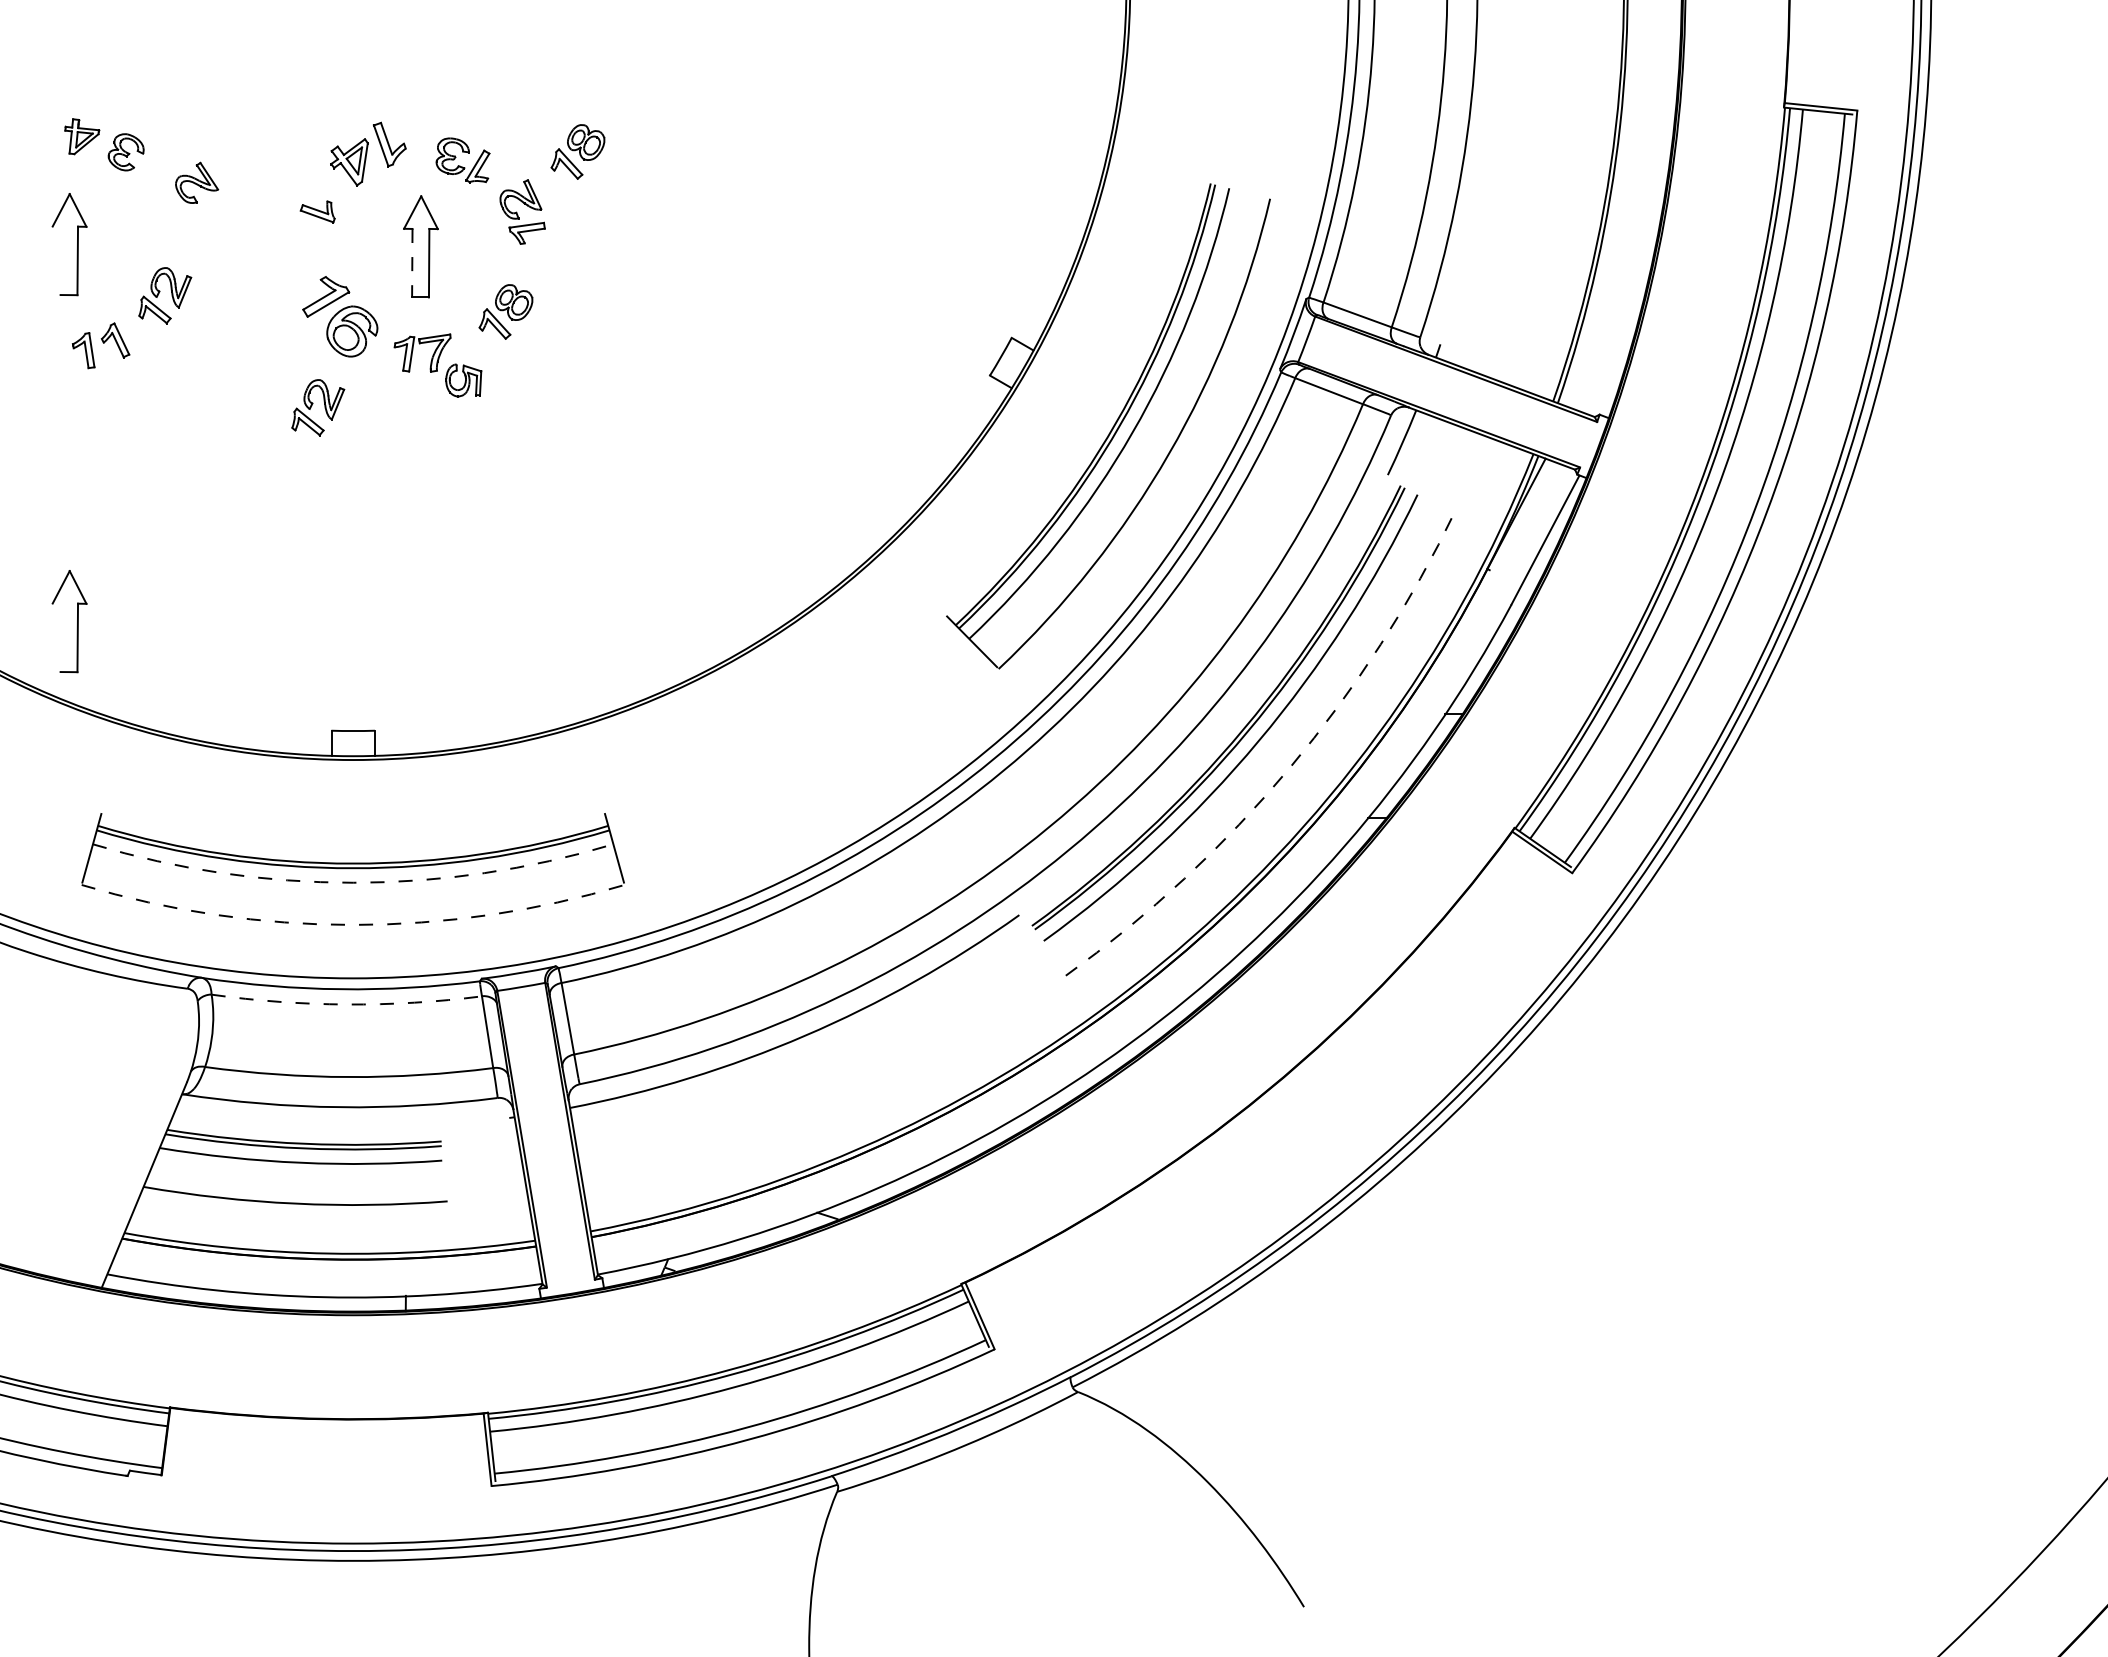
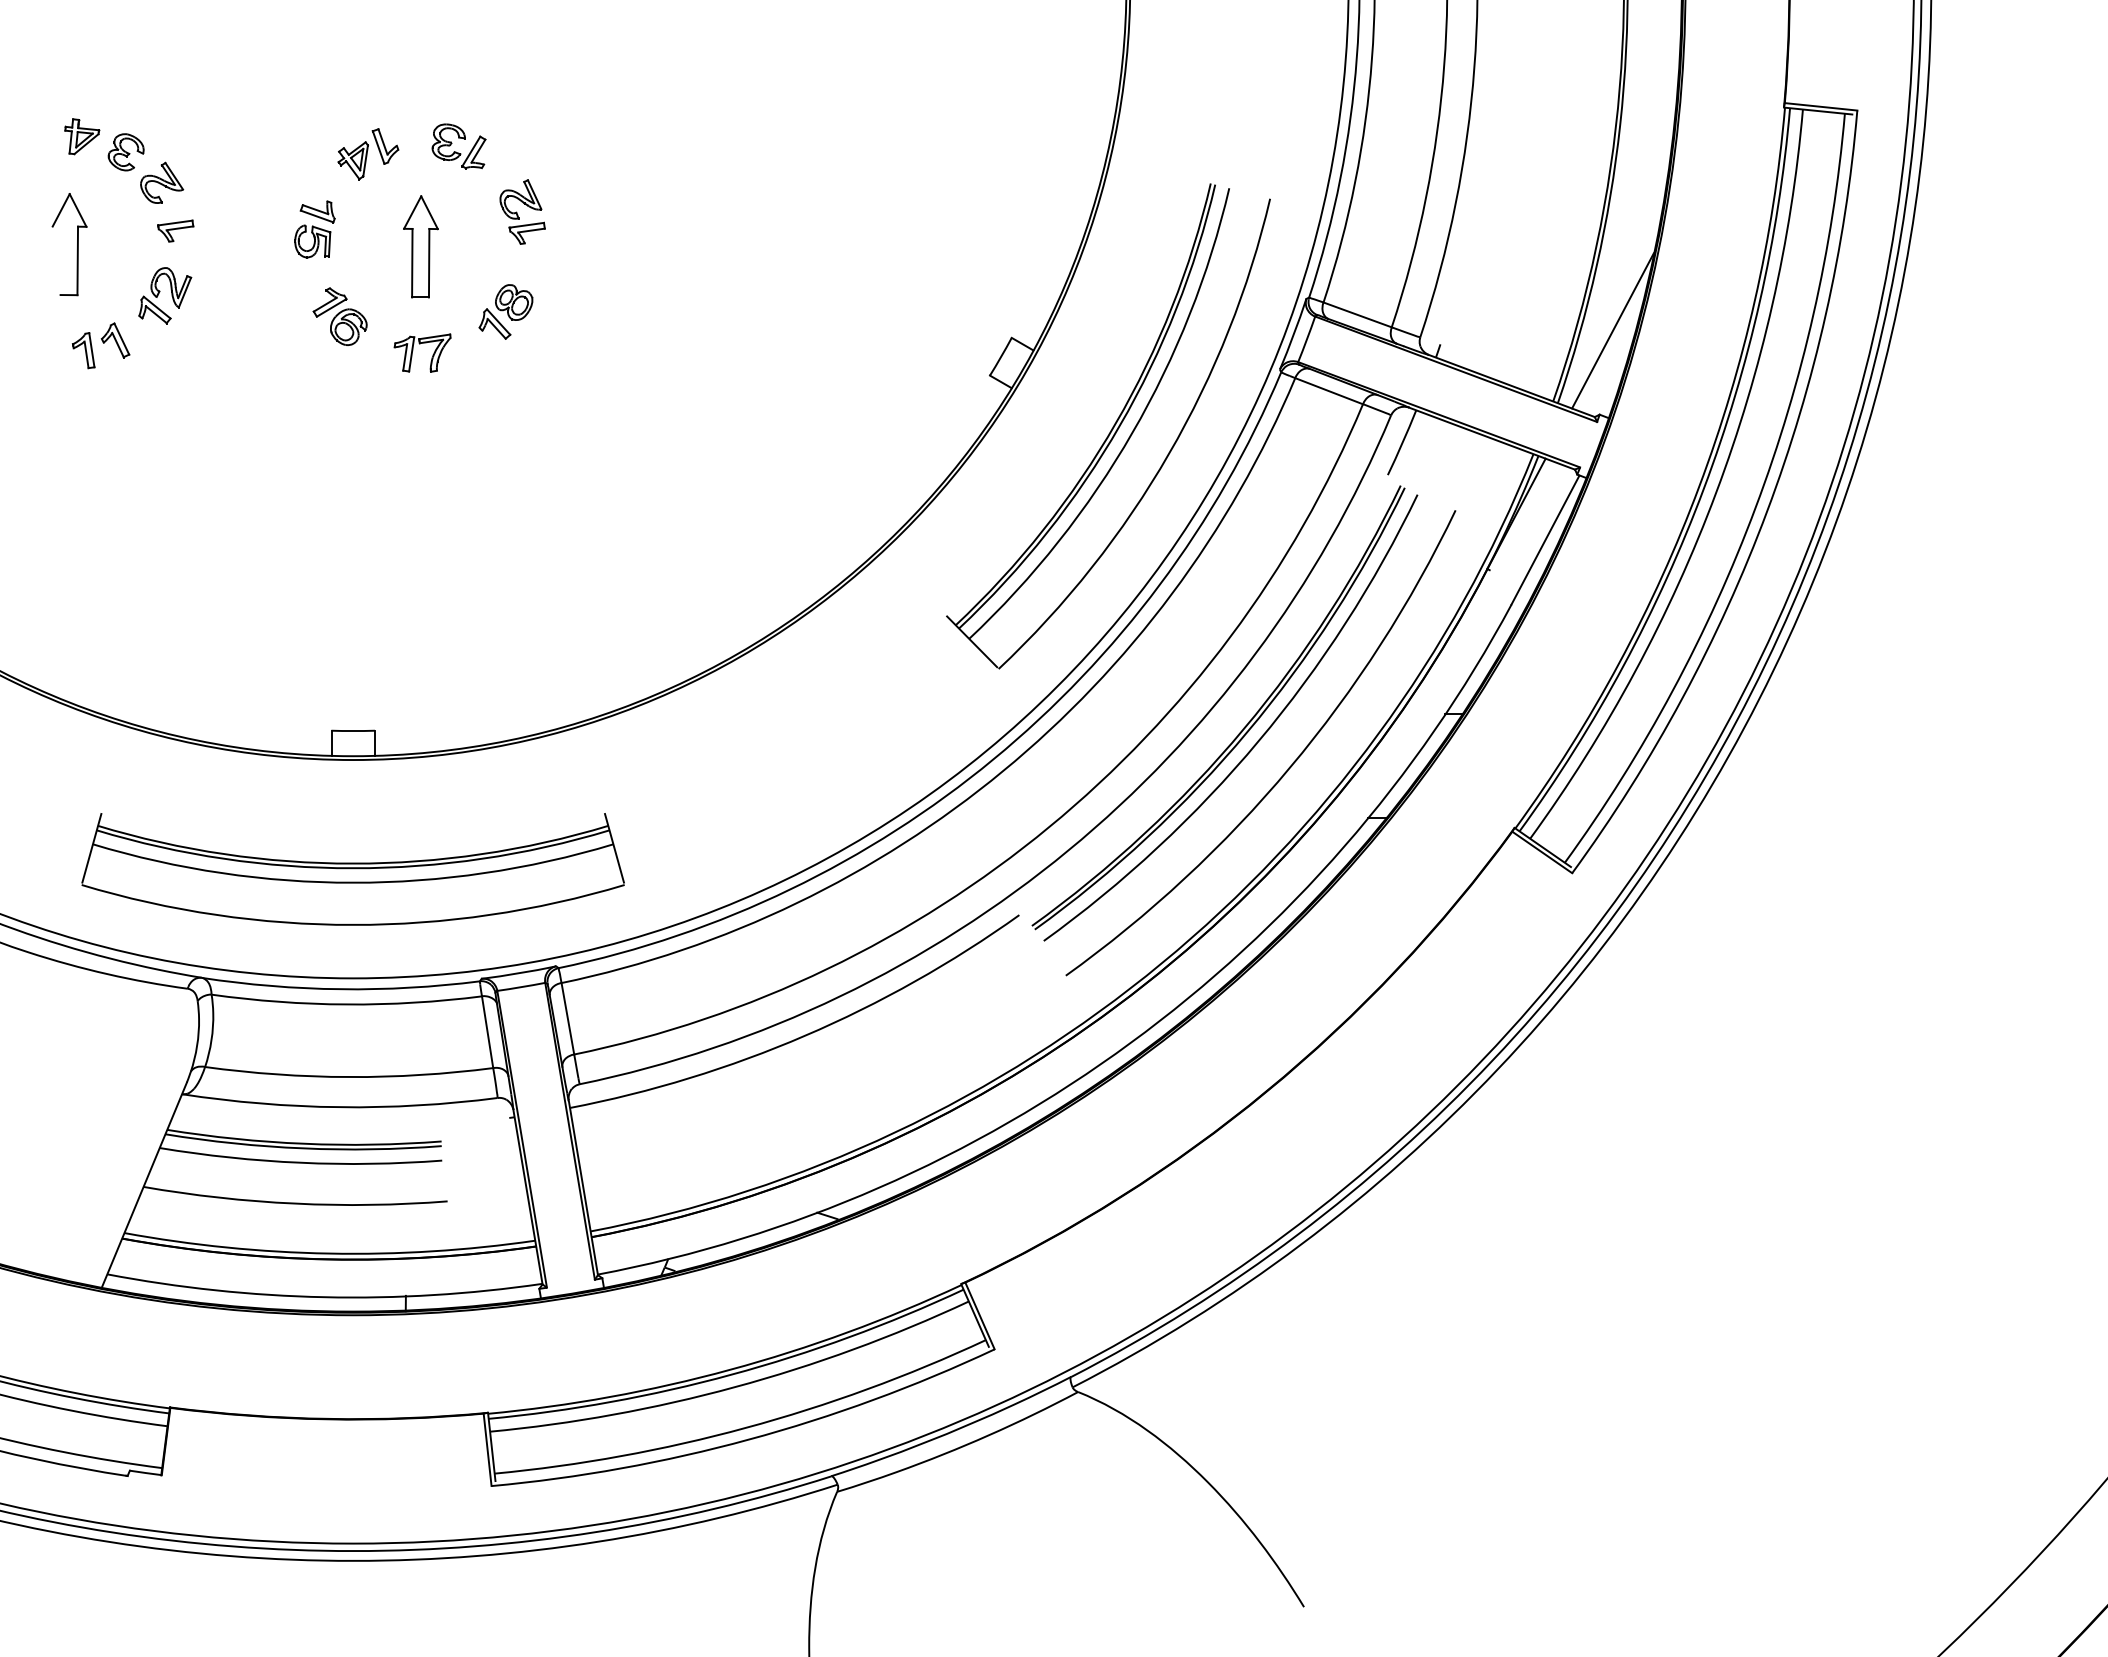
part: present -> none (577, 151)
part size: 77x66 px -> 63x53 px (368, 154)
part position: (462, 160) -> (458, 146) (458, 146)
part position: (197, 182) -> (162, 182) (162, 182)
part: none -> present (175, 230)
line: dashed -> solid (412, 263)
part size: 77x82 px -> 56x59 px (339, 316)
line: none -> present (1612, 330)
part position: (463, 380) -> (312, 241) (312, 241)
part: present -> none (318, 407)
part: present -> none (77, 621)
arc: dashed -> solid (1290, 767)
arc: dashed -> solid (353, 882)
arc: dashed -> solid (353, 924)
arc: dashed -> solid (346, 1004)
